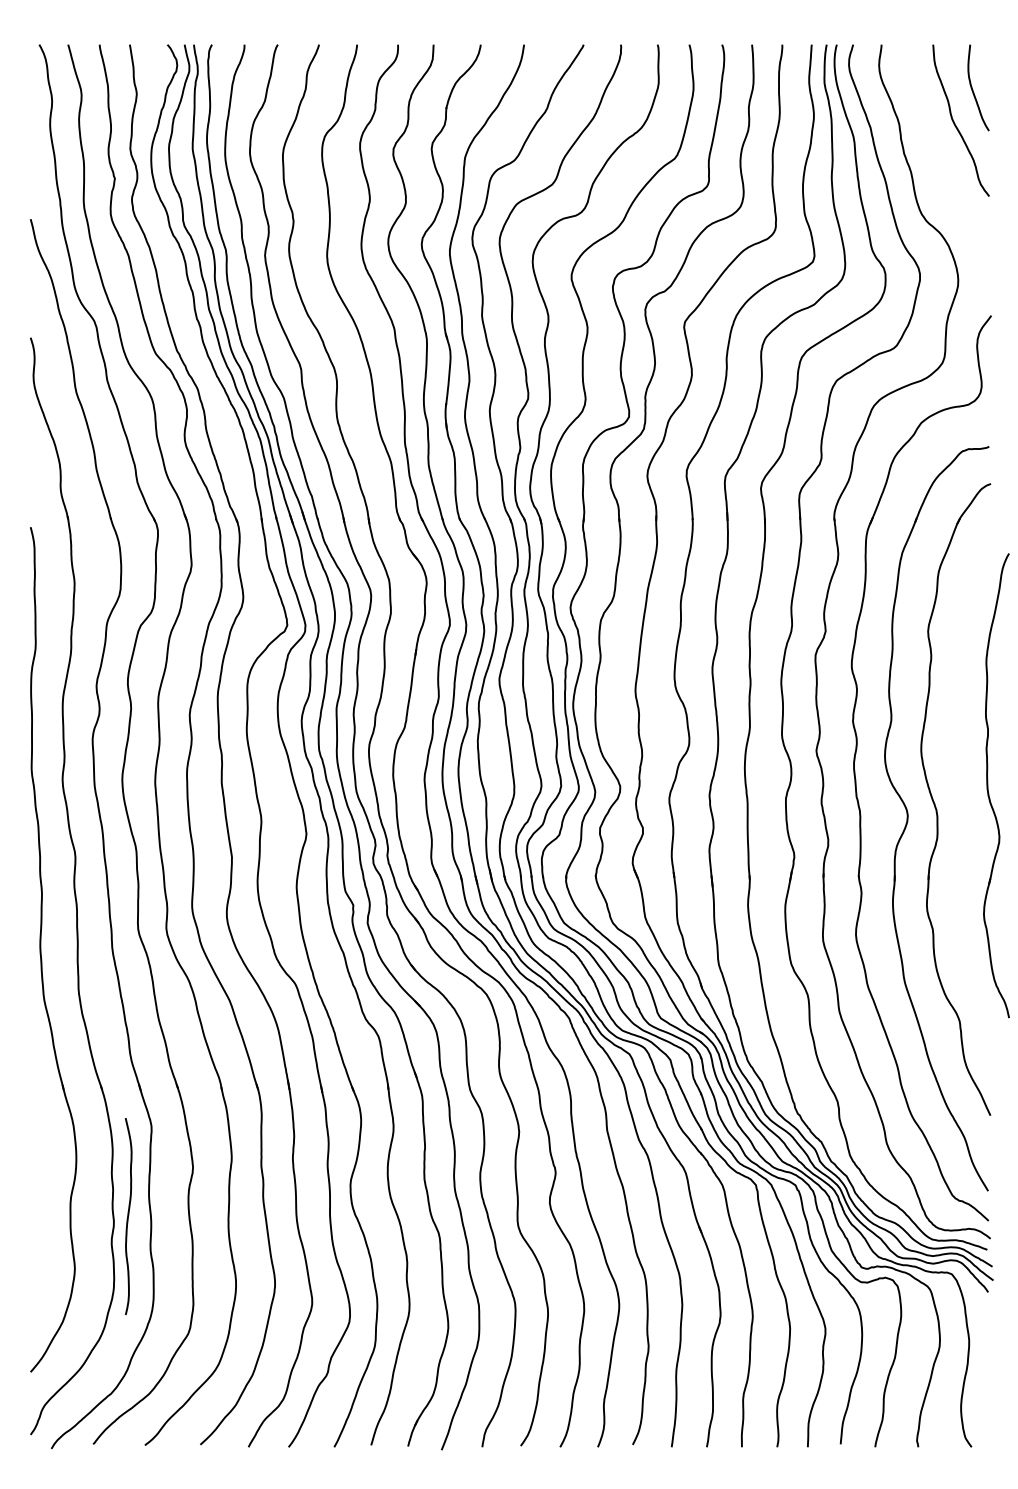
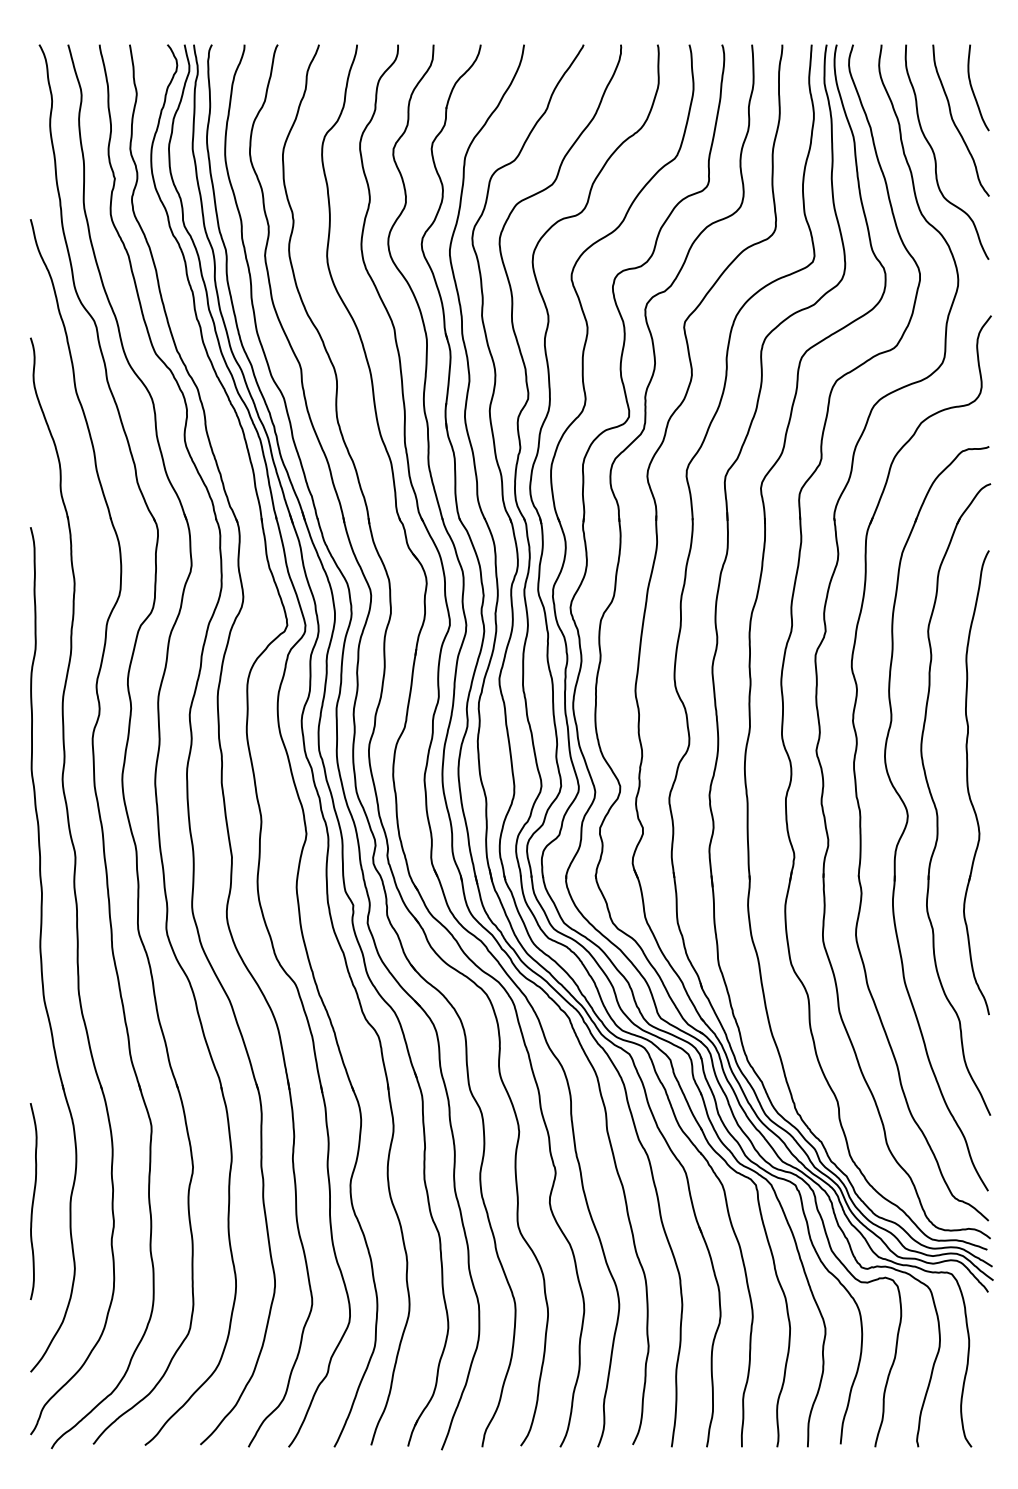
curve: none -> present (935, 154)
part position: (988, 785) -> (968, 782) (968, 782)
curve position: (128, 1216) -> (33, 1201) (33, 1201)
